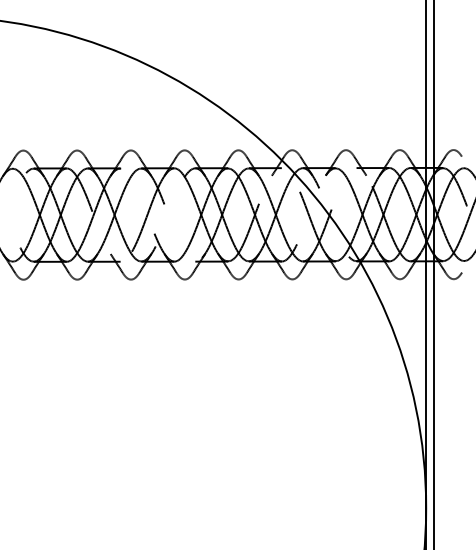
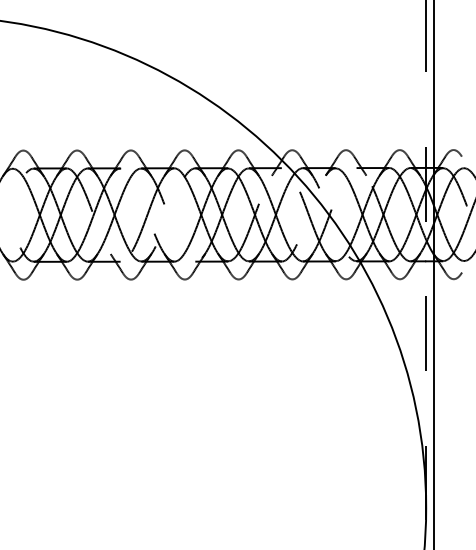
line: solid -> dashed (426, 275)
